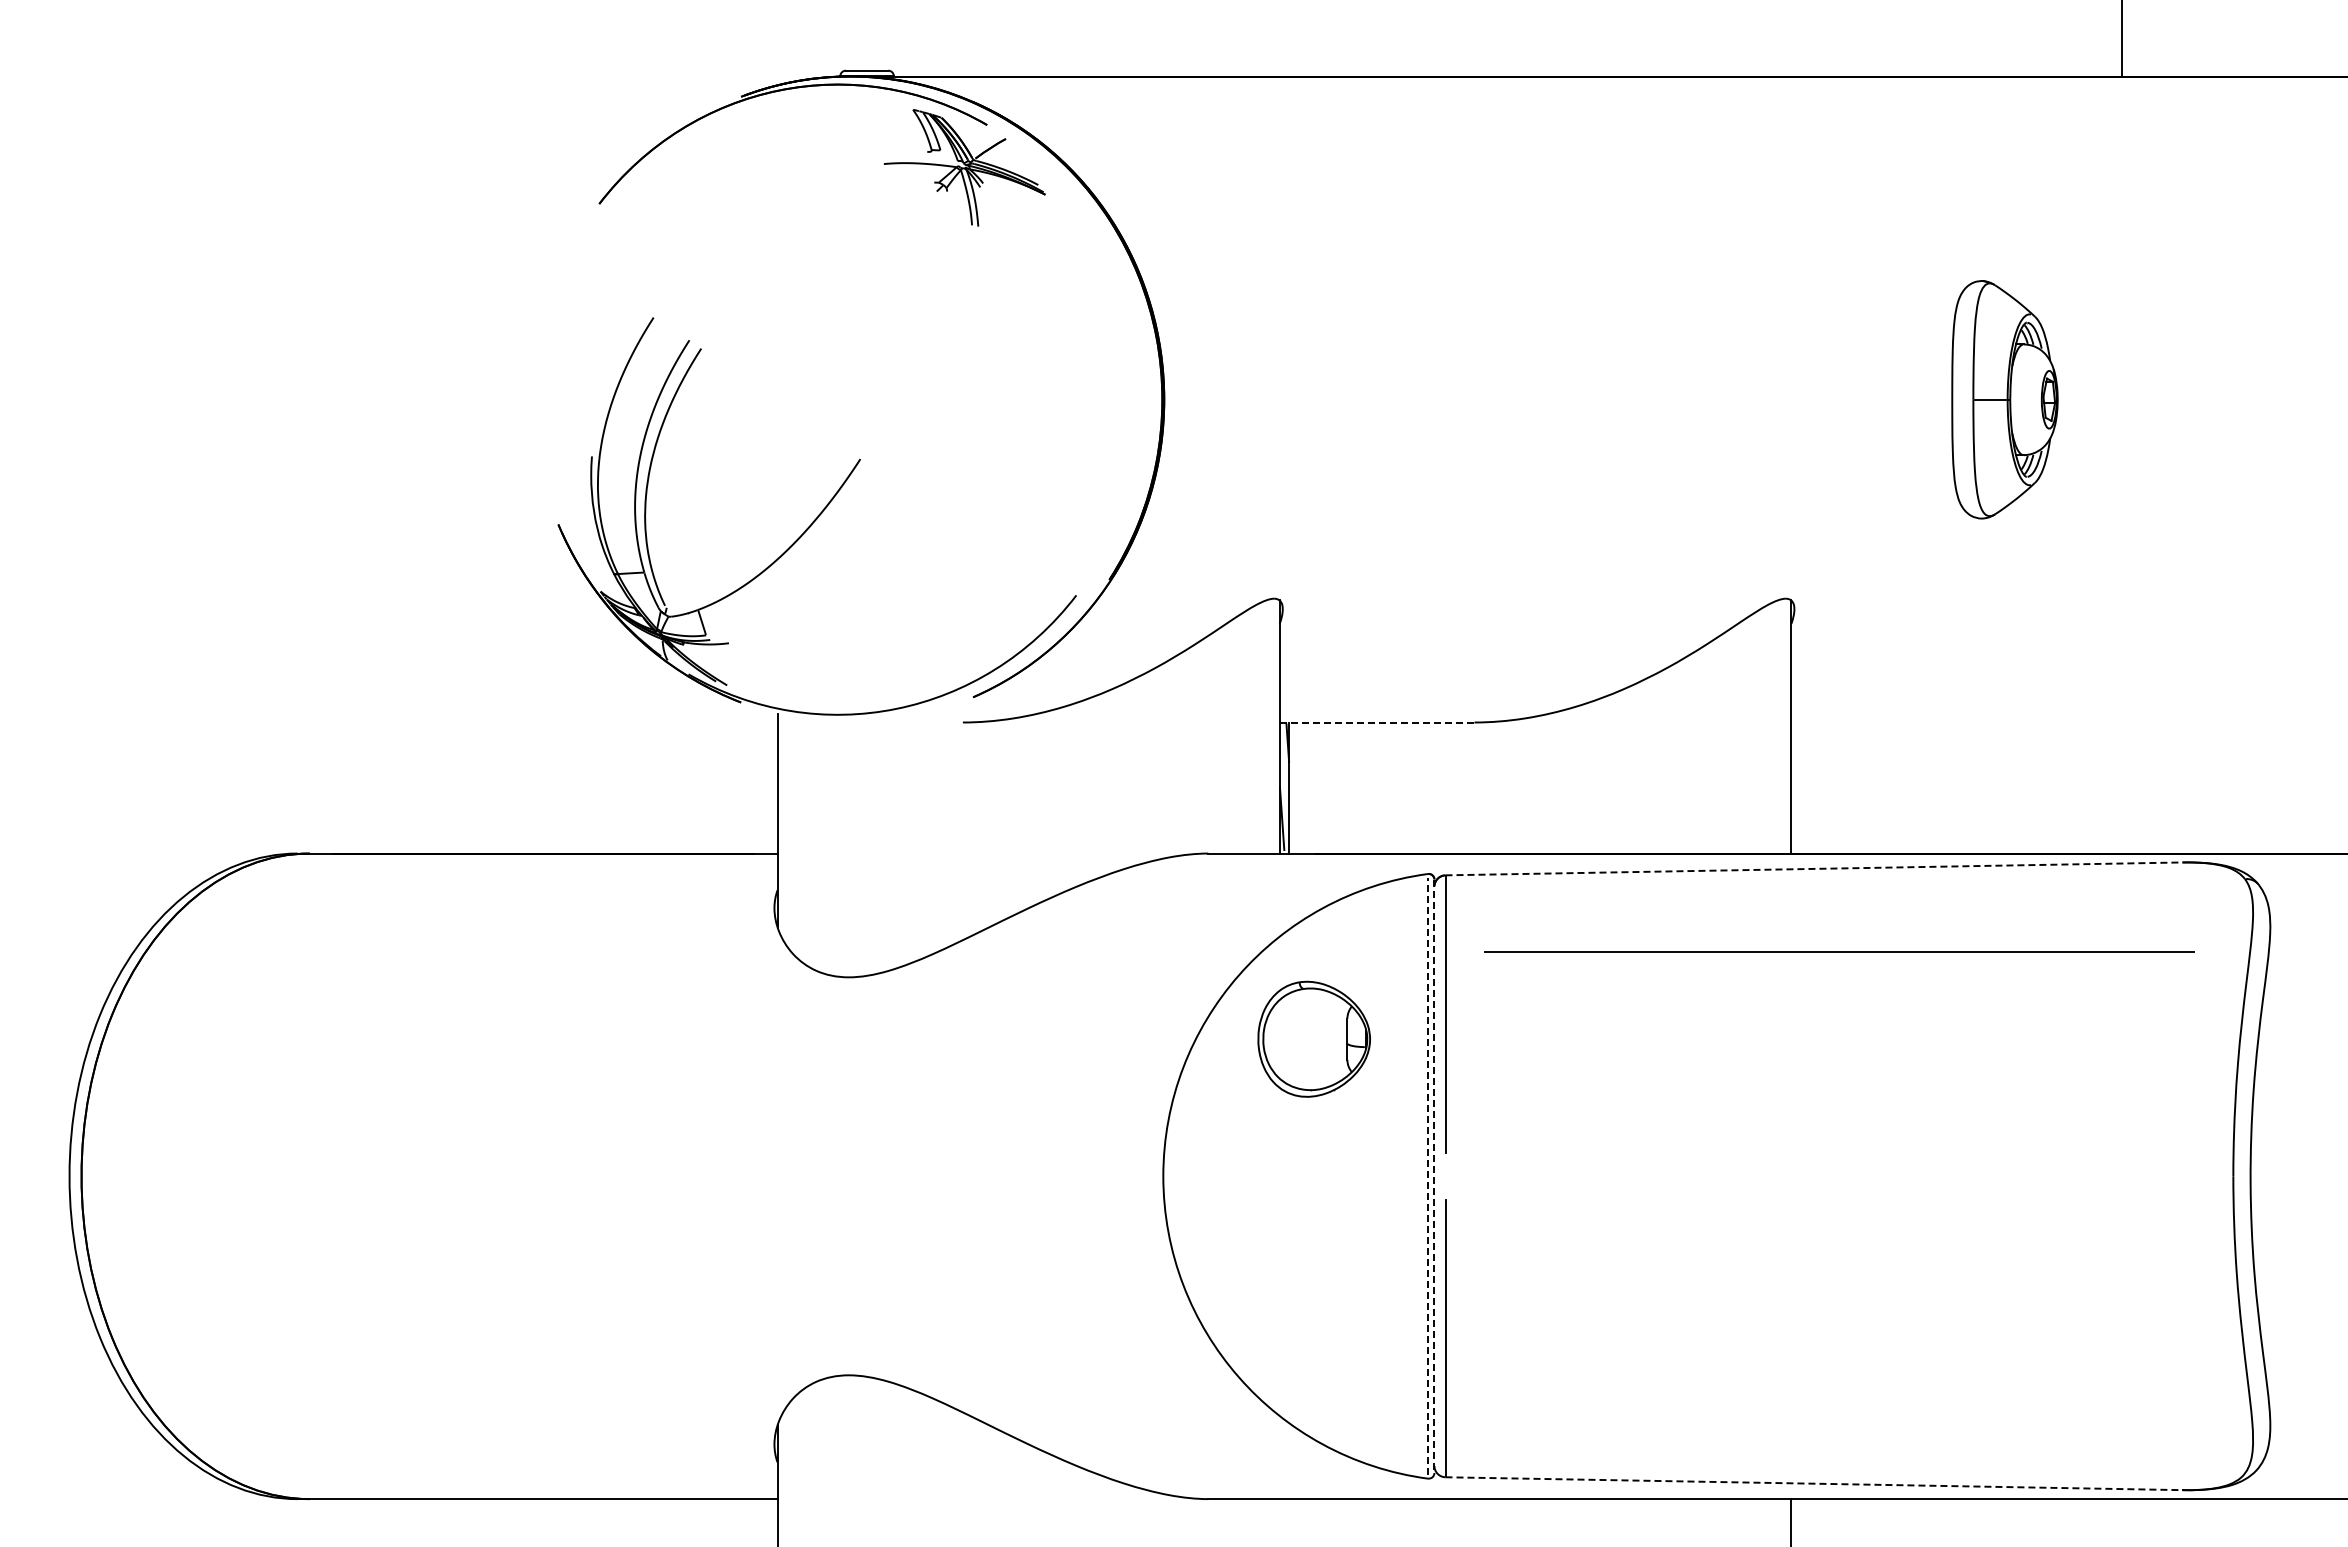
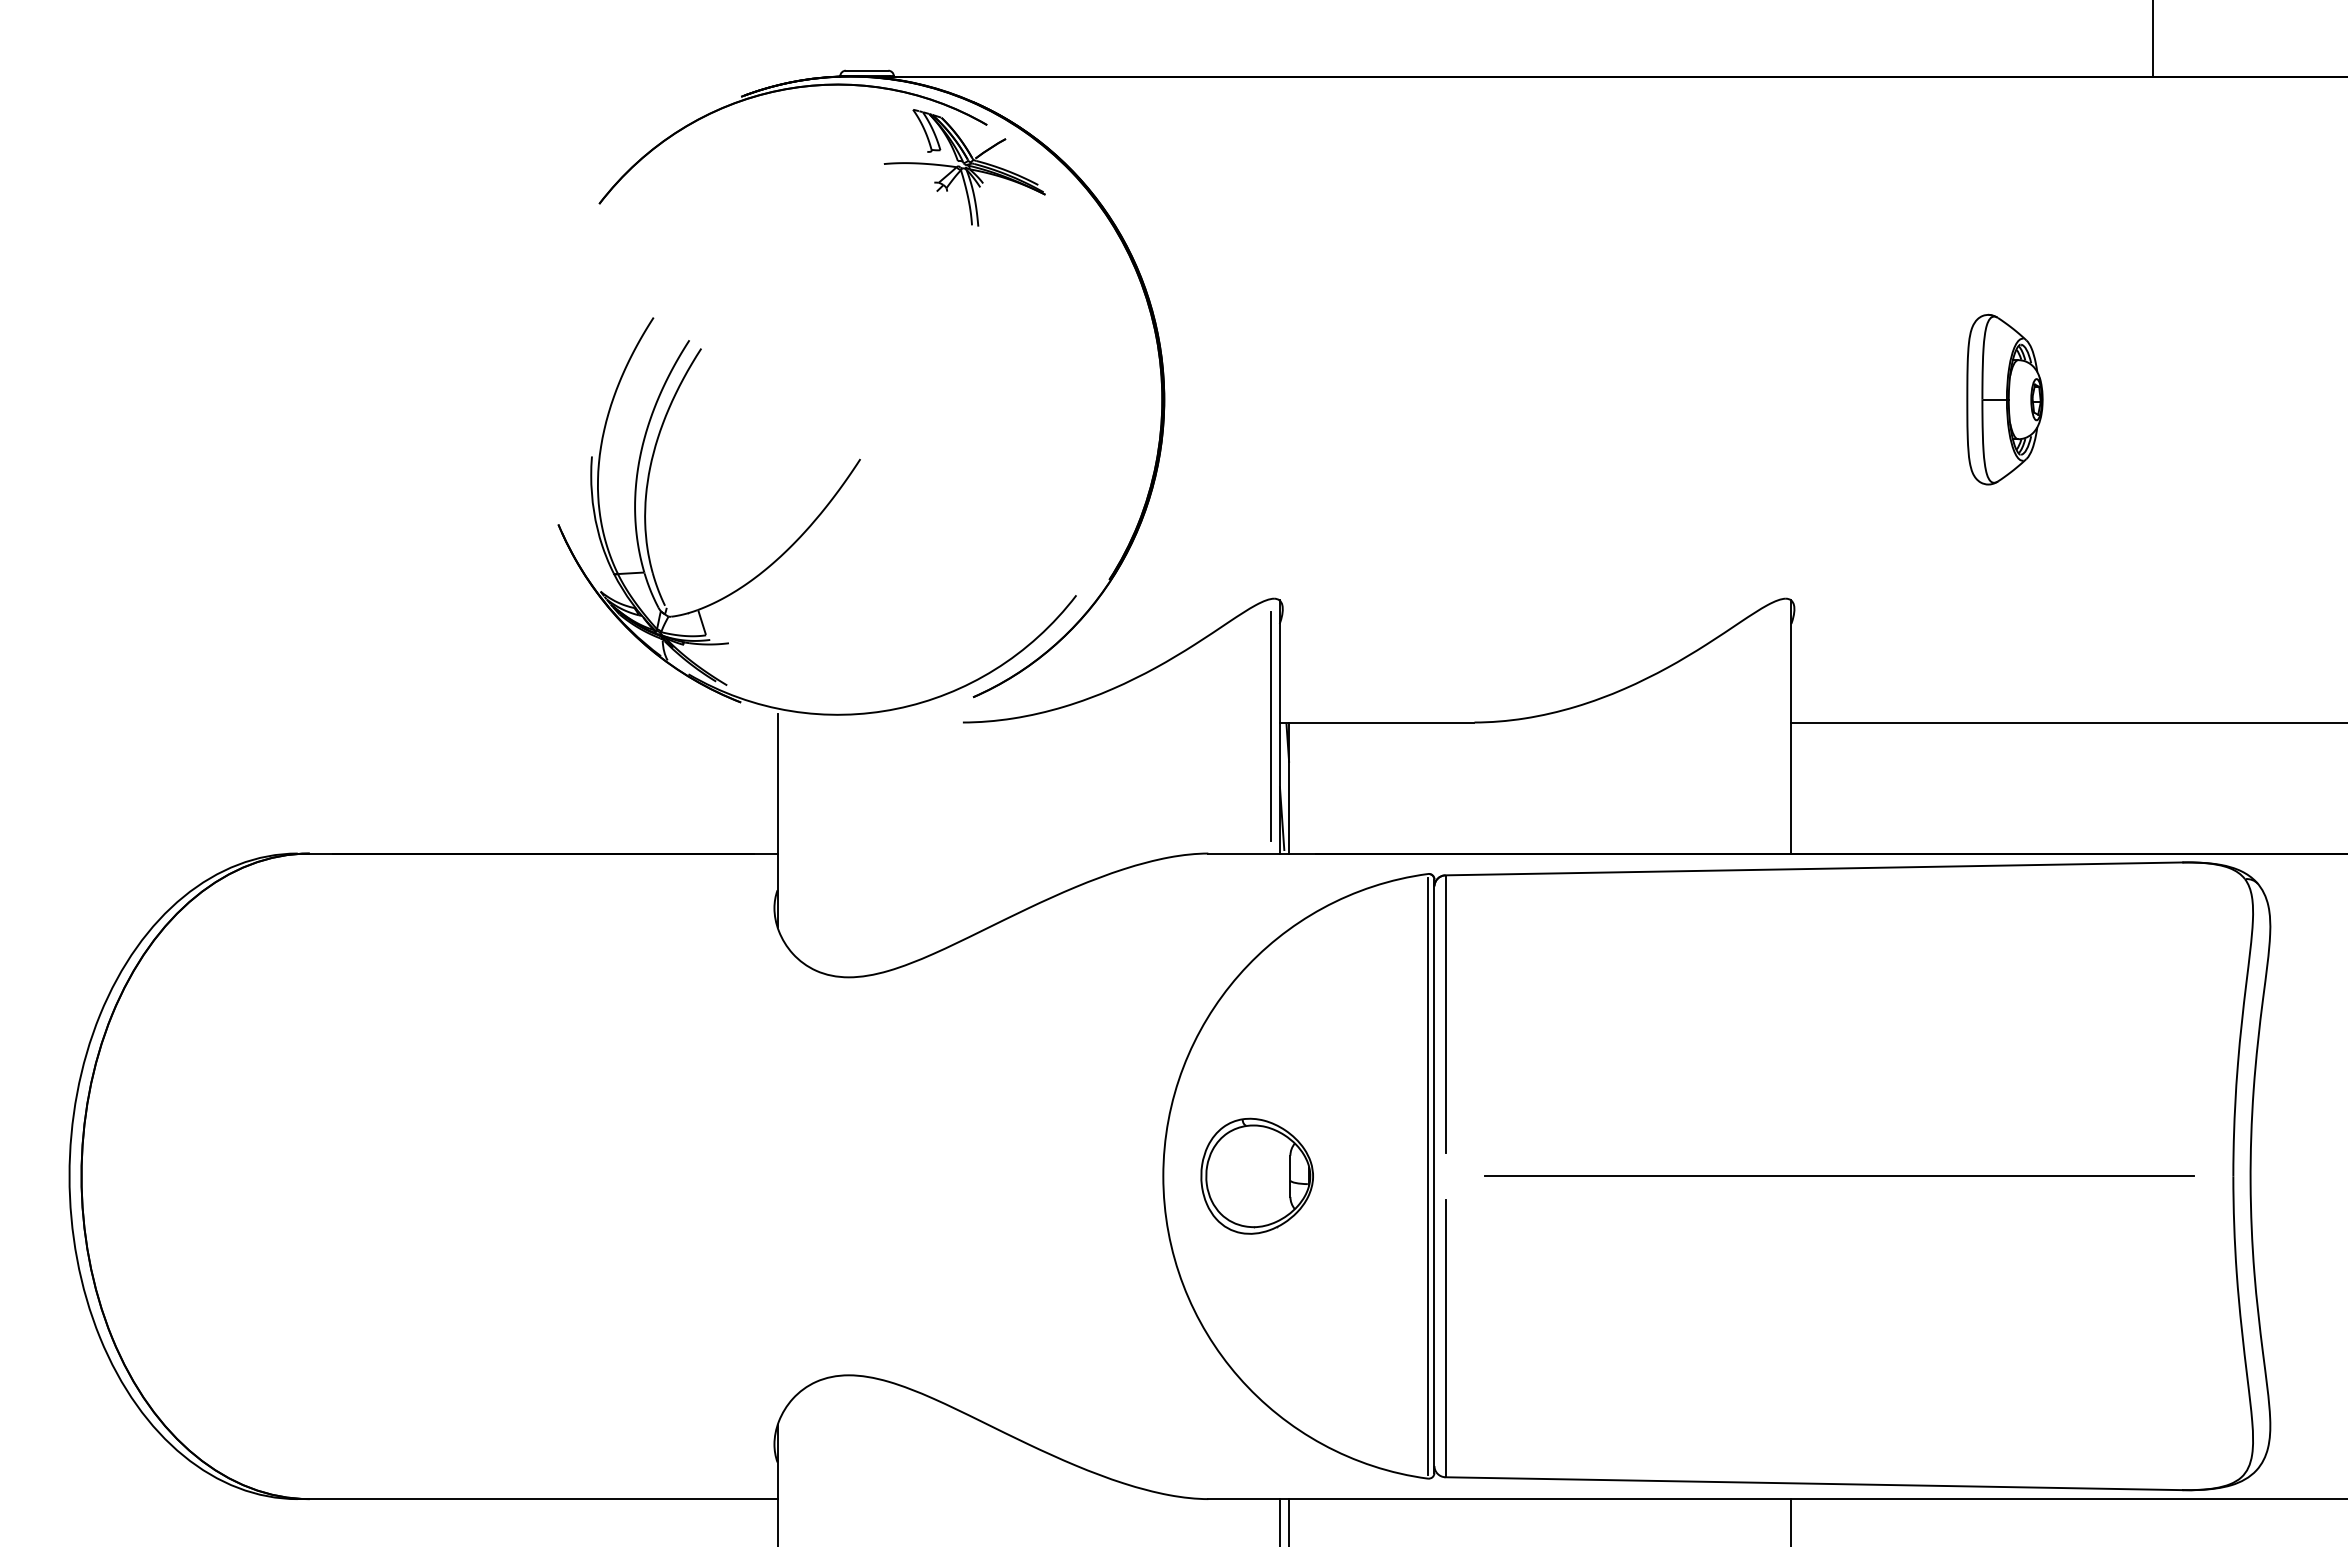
line position: (2121, 39) -> (2152, 39) (2152, 39)
part size: 108x240 px -> 78x173 px (2004, 399)
line: dashed -> solid (1376, 722)
line: none -> present (2067, 722)
line: none -> present (1271, 725)
line: dashed -> solid (1813, 868)
line position: (1839, 951) -> (1839, 1175) (1839, 1175)
part position: (1313, 1038) -> (1256, 1175) (1256, 1175)
line: dashed -> solid (1428, 1176)
line: dashed -> solid (1434, 1176)
line: dashed -> solid (1813, 1483)
line: none -> present (1279, 1521)
line: none -> present (1289, 1521)
